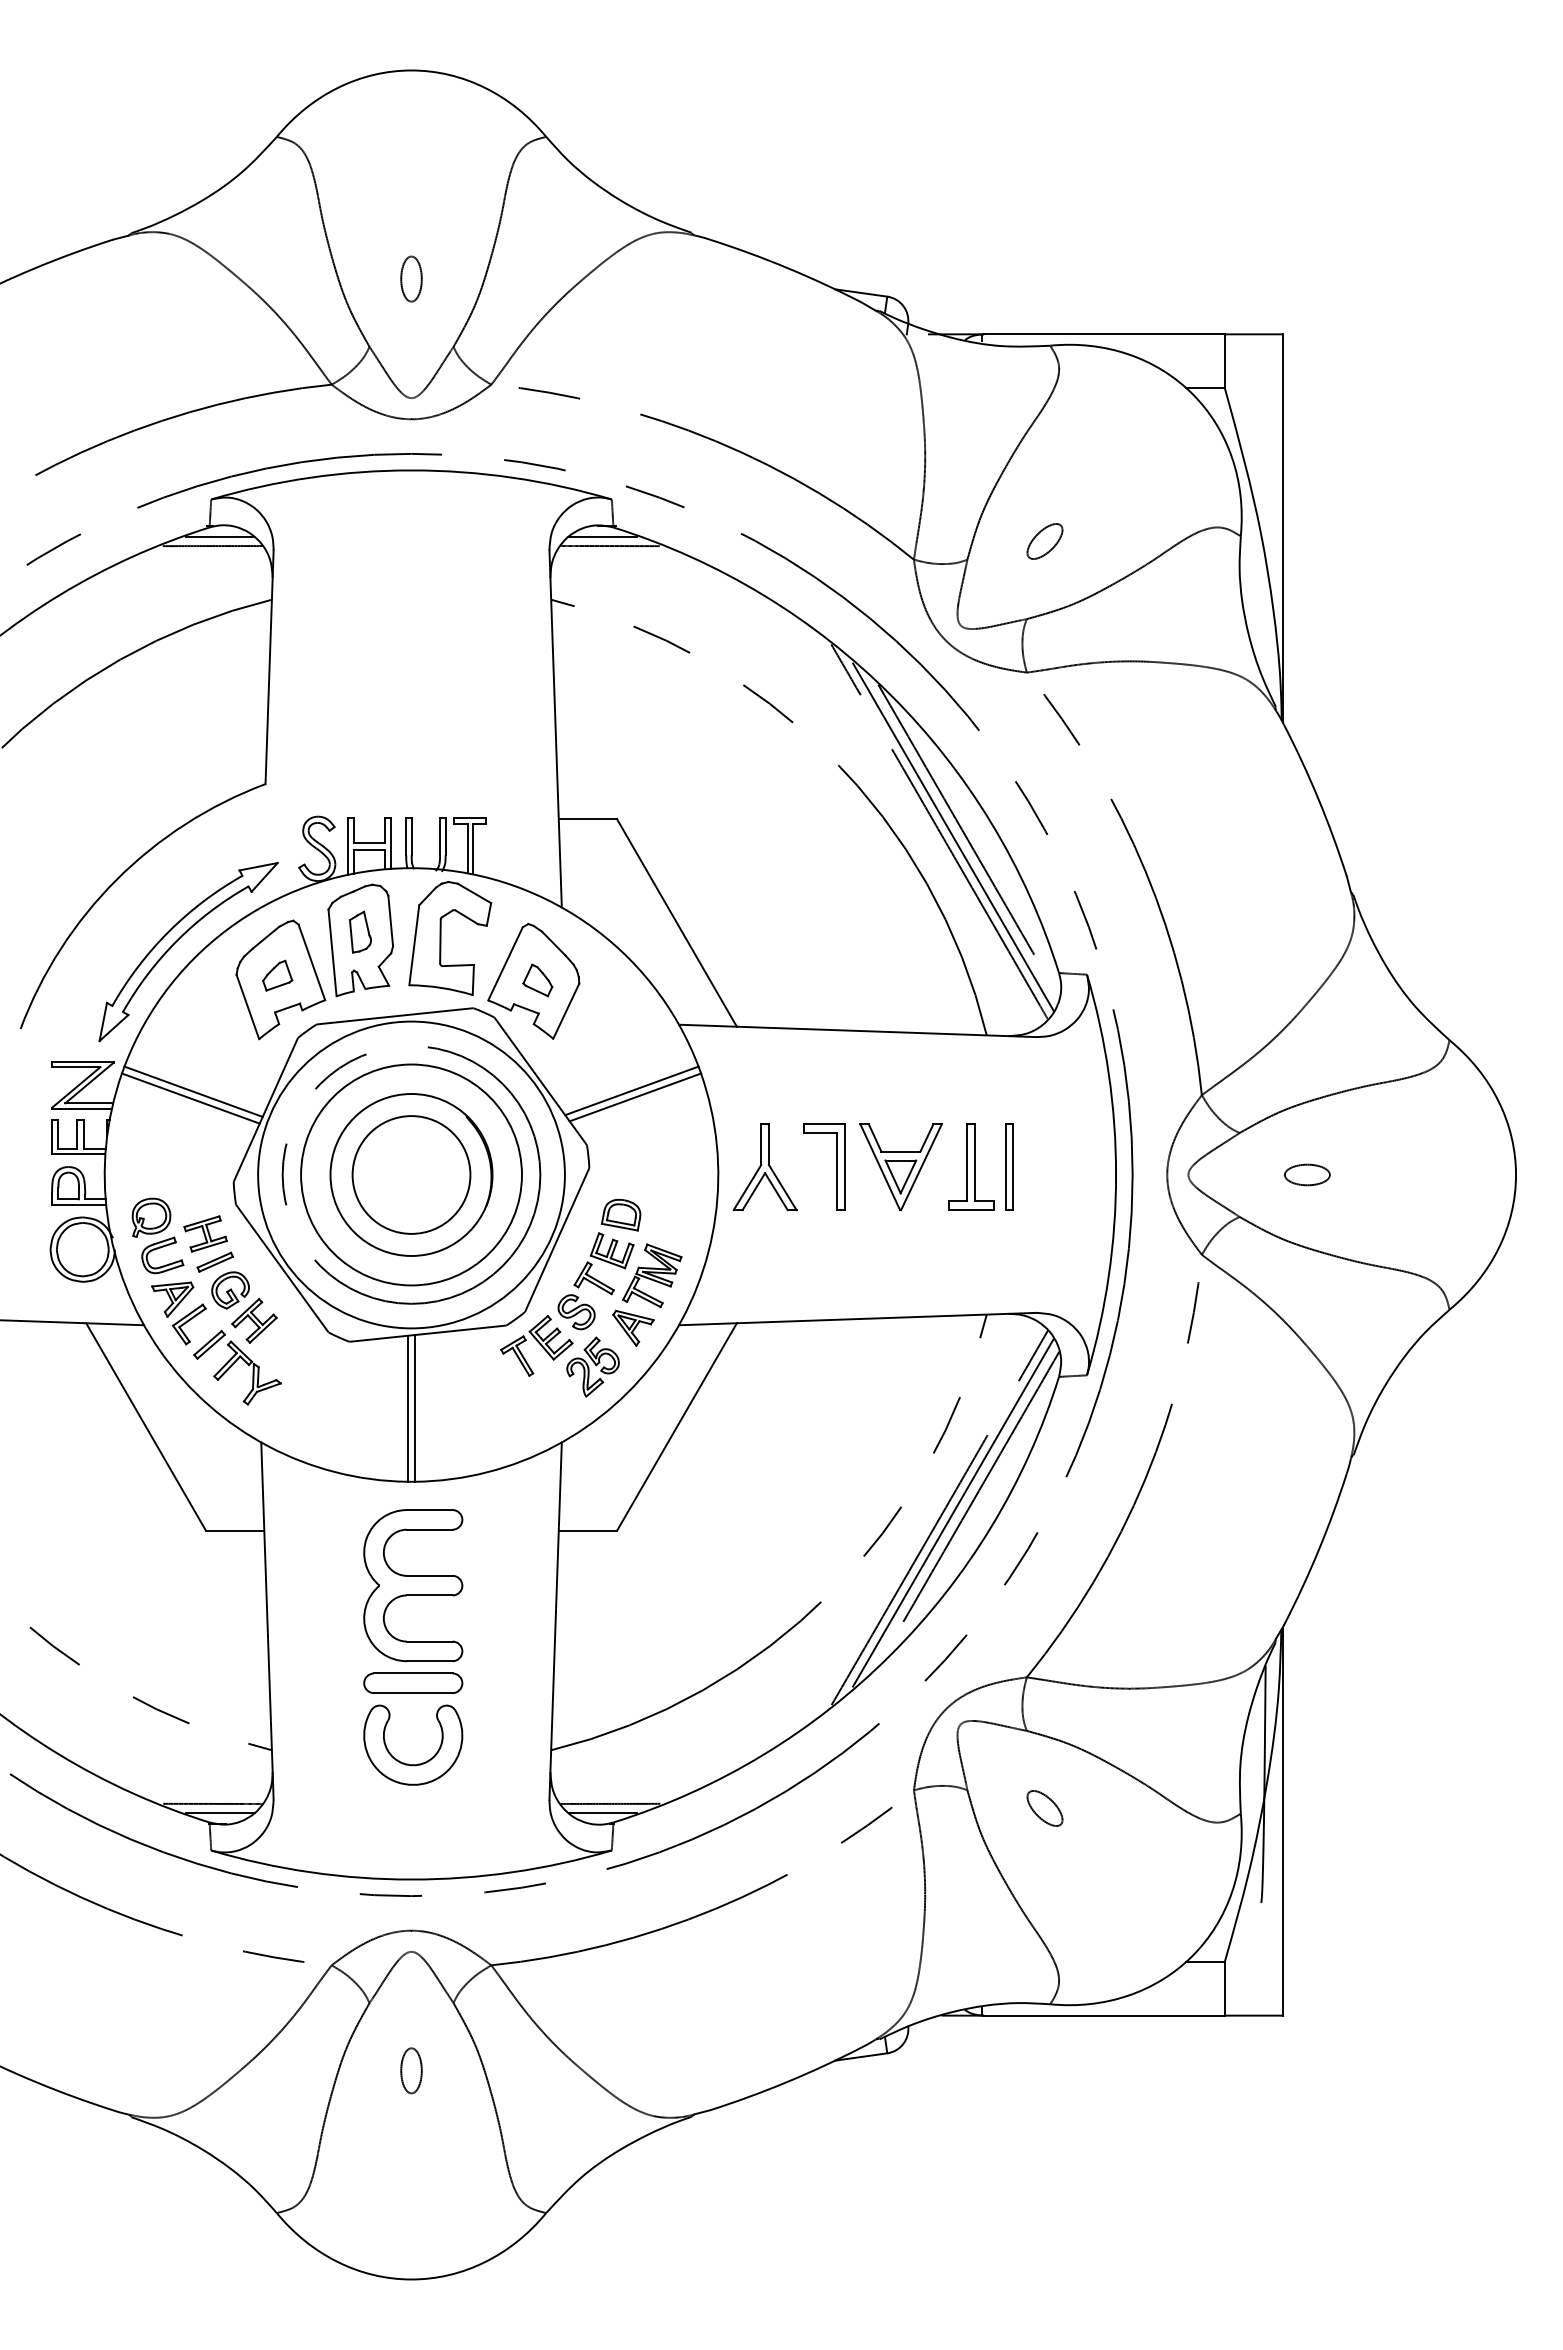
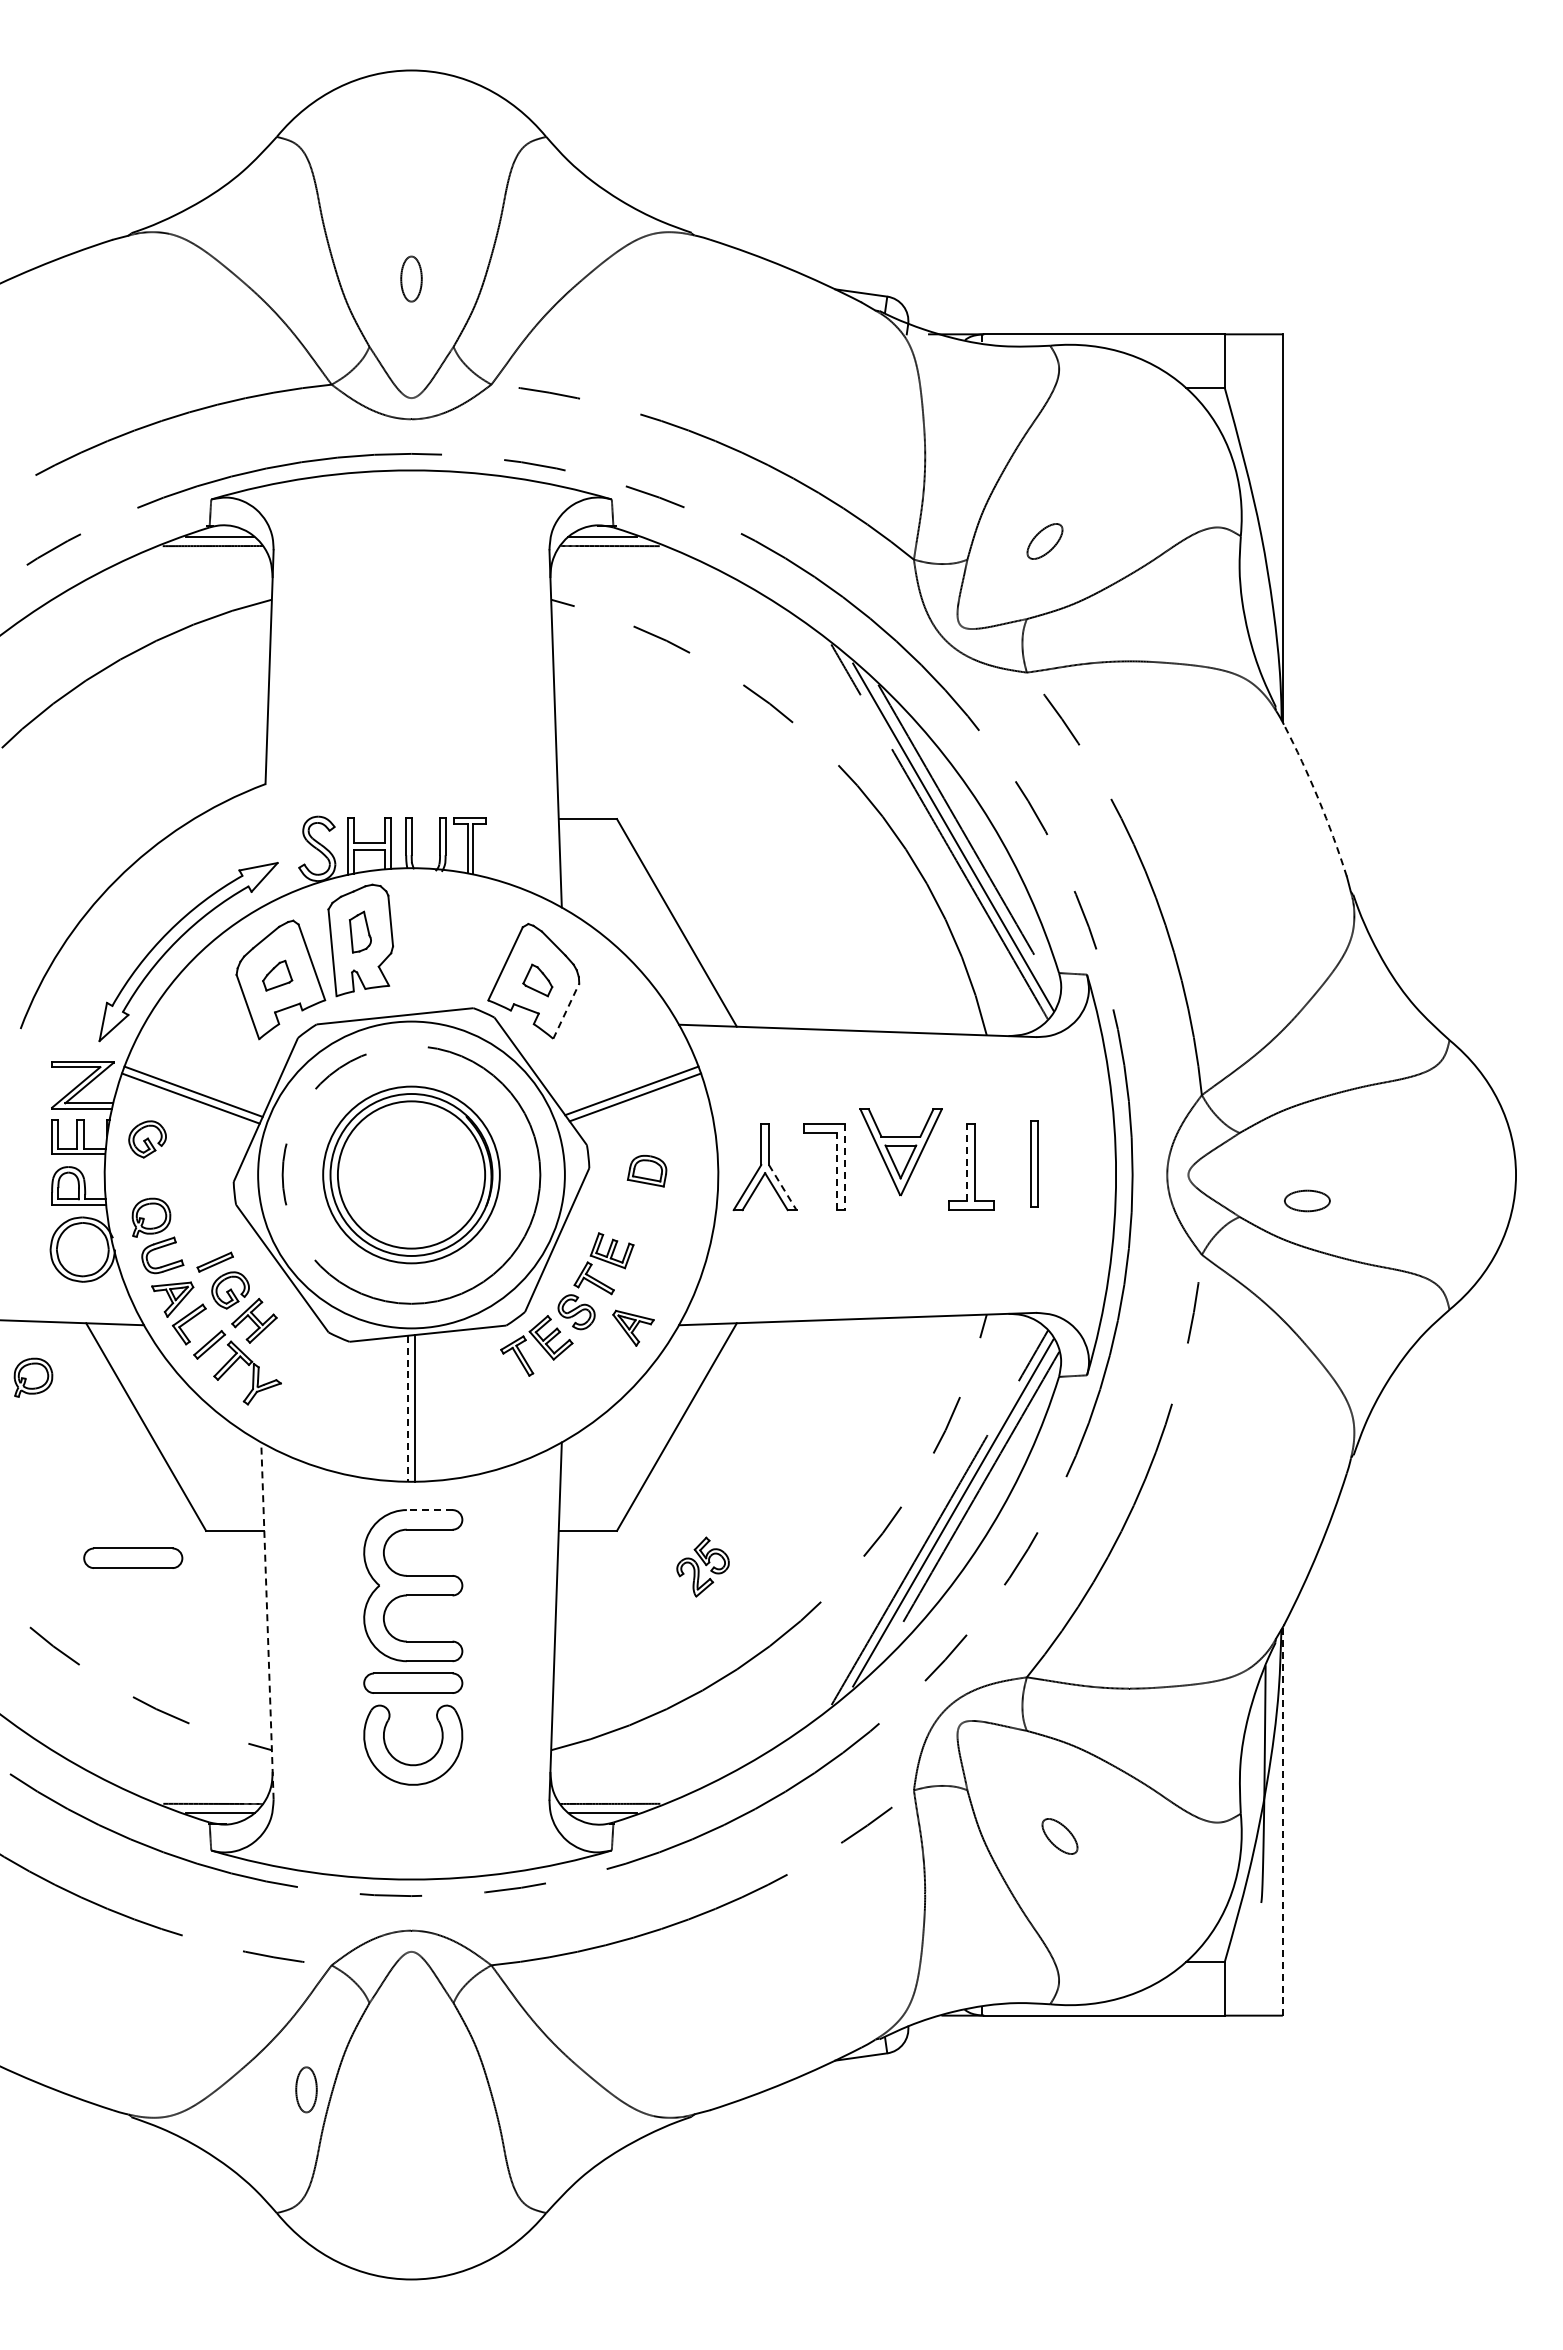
arc: solid -> dashed (1318, 799)
part: present -> none (441, 938)
line: solid -> dashed (566, 1010)
part: none -> present (147, 1139)
line: solid -> dashed (967, 1162)
part position: (1009, 1166) -> (1034, 1163) (1034, 1163)
line: solid -> dashed (844, 1167)
part position: (900, 1167) -> (900, 1152) (900, 1152)
line: solid -> dashed (837, 1171)
circle diameter: 118 px -> 147 px (411, 1174)
circle diameter: 221 px -> 177 px (411, 1174)
part position: (1307, 1174) -> (1307, 1200) (1307, 1200)
line: solid -> dashed (783, 1187)
part position: (620, 1215) -> (646, 1171) (646, 1171)
part: present -> none (205, 1233)
part: present -> none (652, 1275)
part position: (592, 1366) -> (702, 1566) (702, 1566)
part: none -> present (33, 1377)
line: solid -> dashed (407, 1409)
line: solid -> dashed (429, 1510)
part: none -> present (133, 1557)
line: solid -> dashed (267, 1621)
part position: (1044, 1808) -> (1059, 1836) (1059, 1836)
line: solid -> dashed (1282, 1821)
part position: (411, 2070) -> (306, 2089) (306, 2089)
